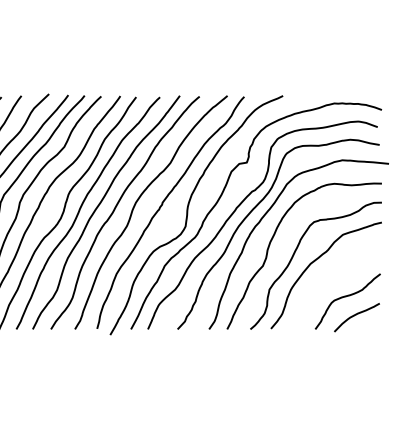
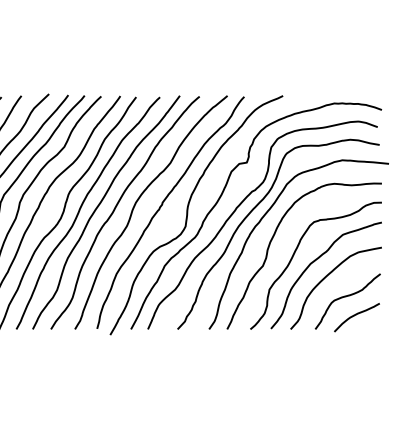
curve: none -> present (326, 277)
